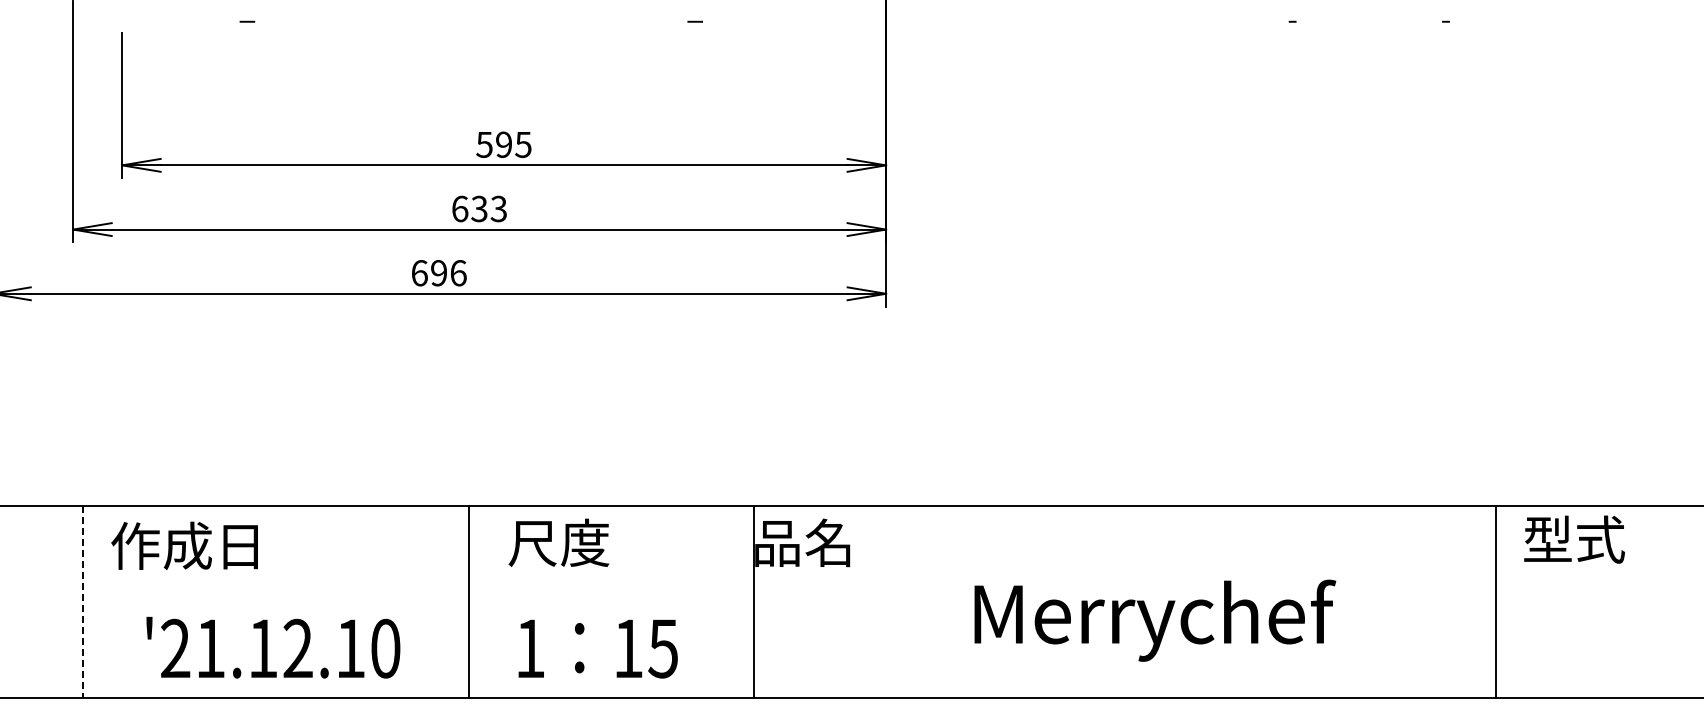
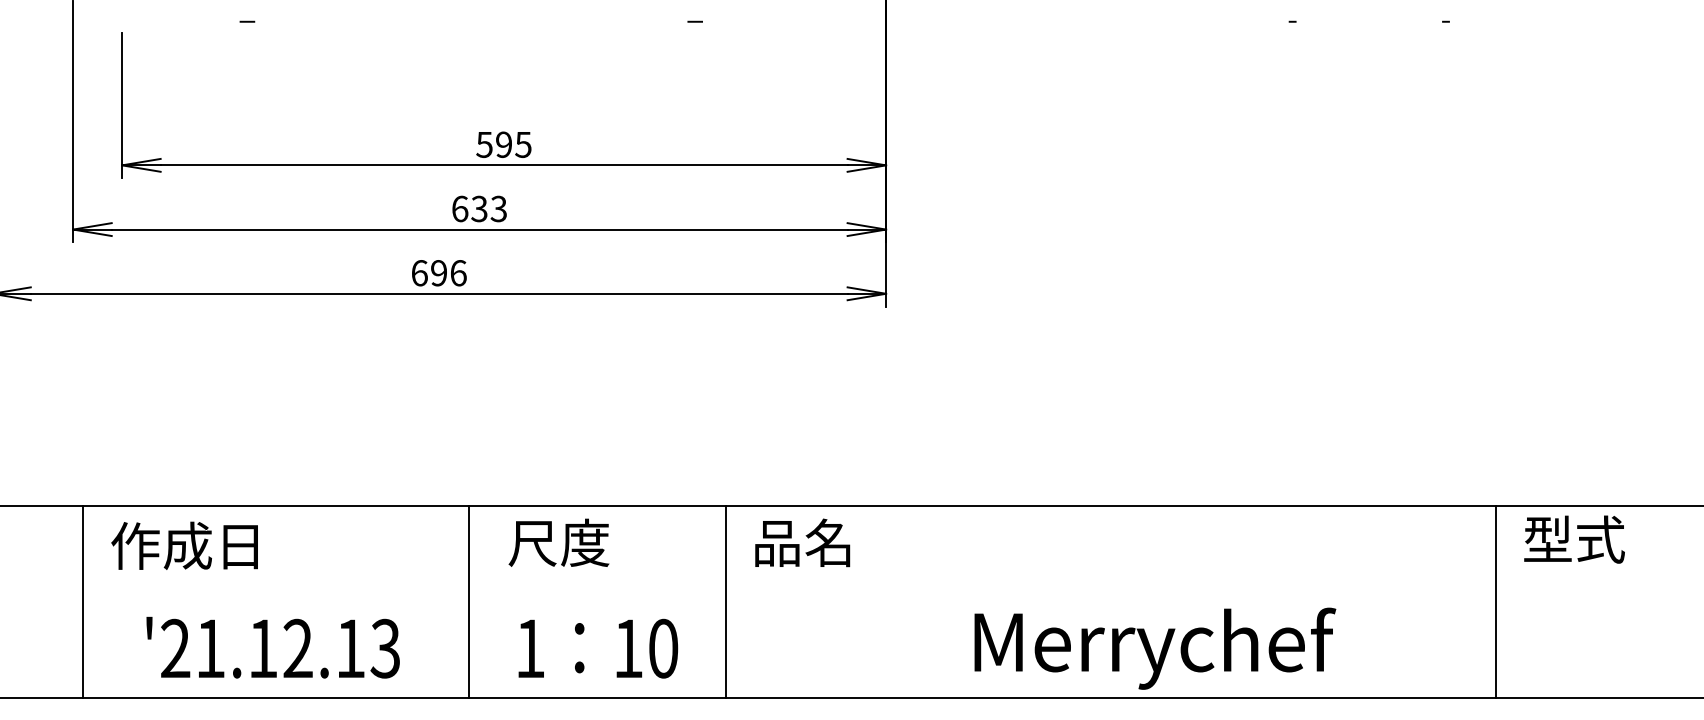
line position: (753, 601) -> (725, 601) (725, 601)
line: dashed -> solid (83, 602)
text position: (1155, 620) -> (1155, 648) (1155, 648)
text: '21.12.10 -> '21.12.13 (385, 648)
text: 15 -> 10 (663, 648)
